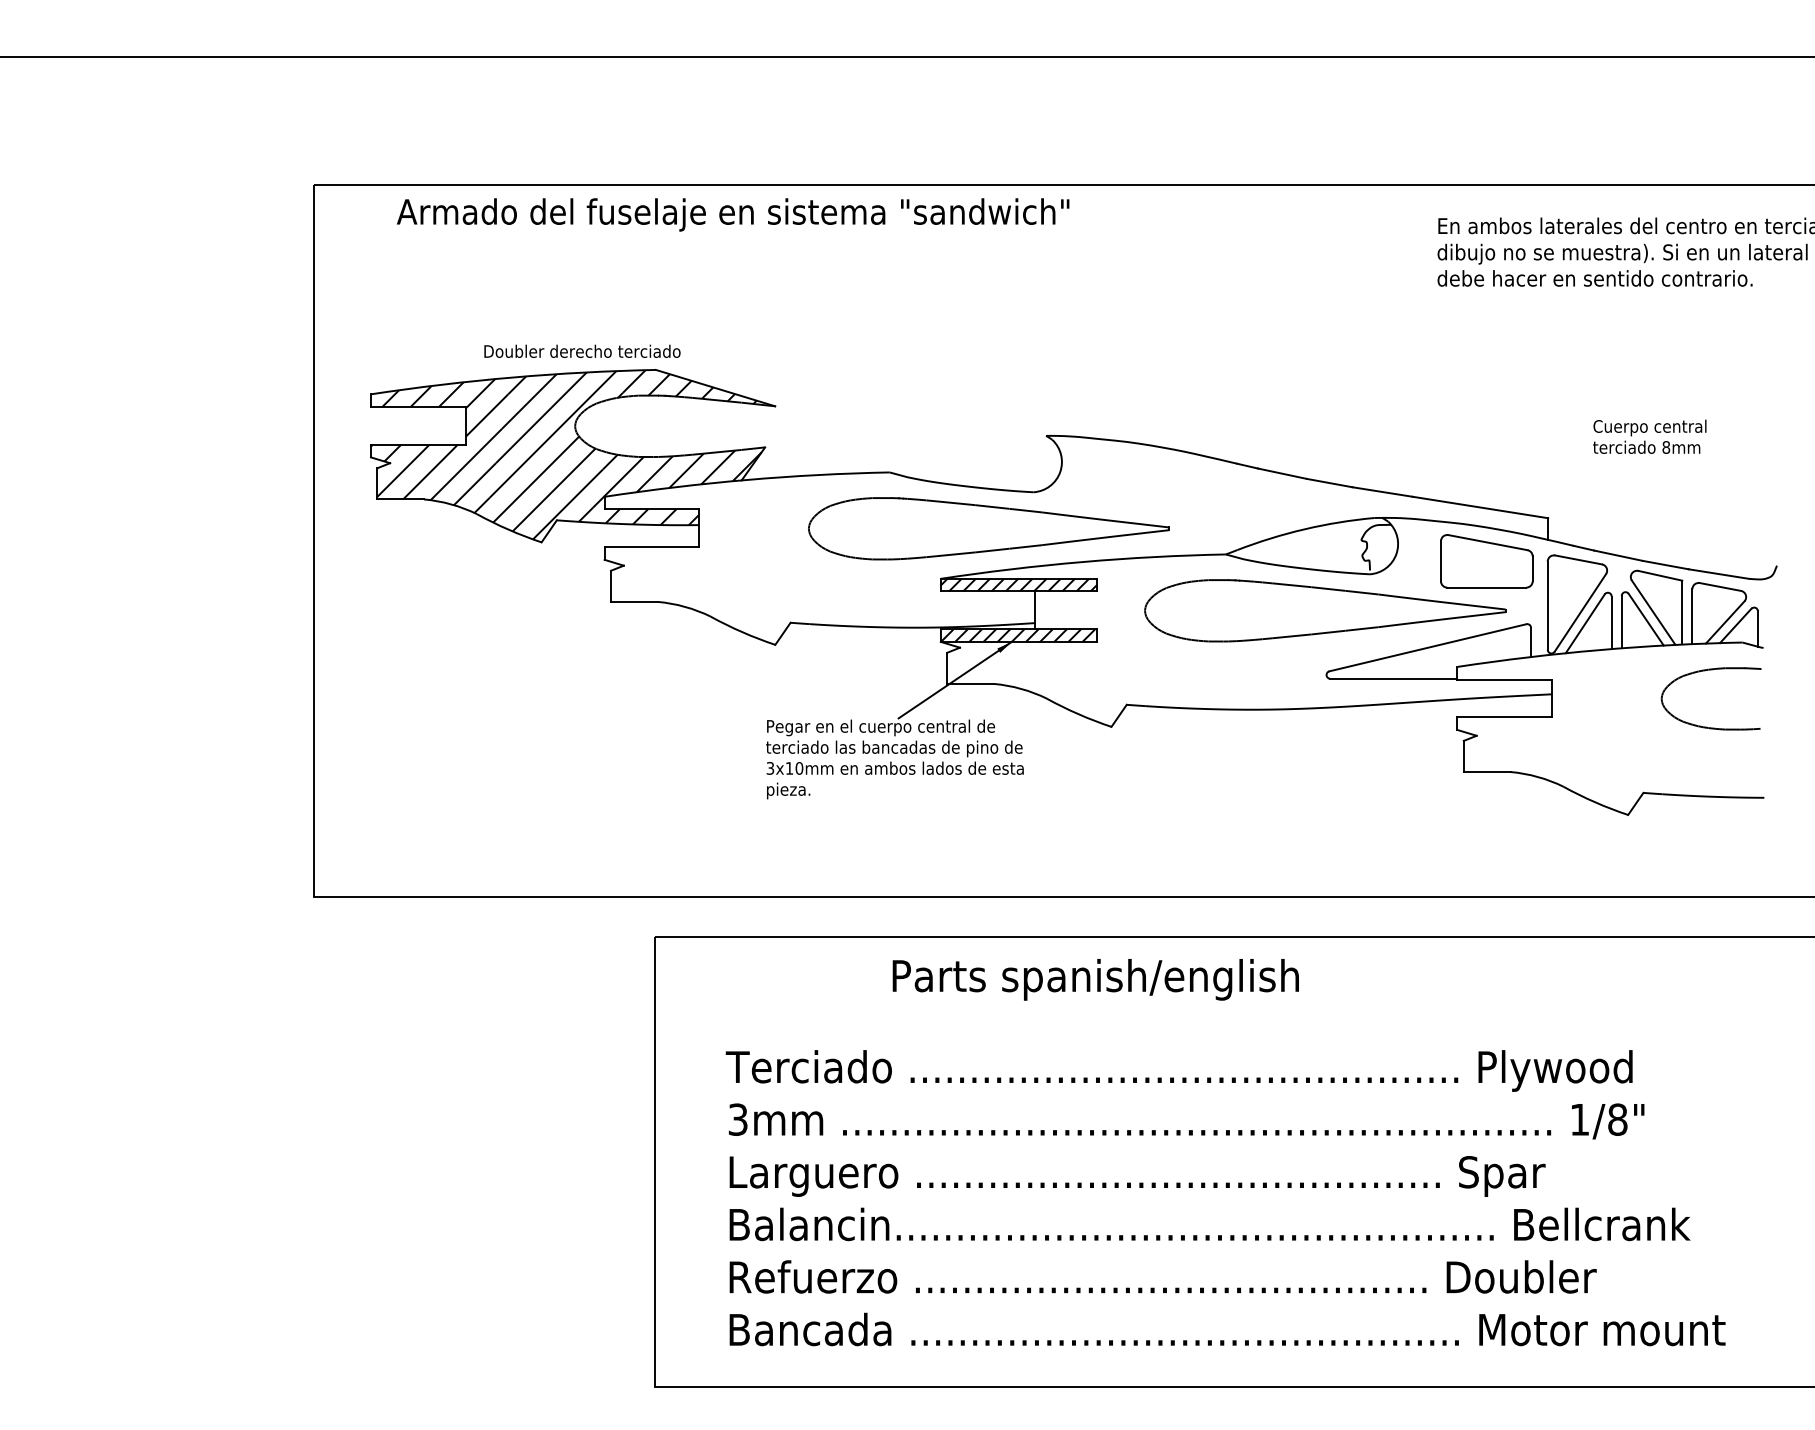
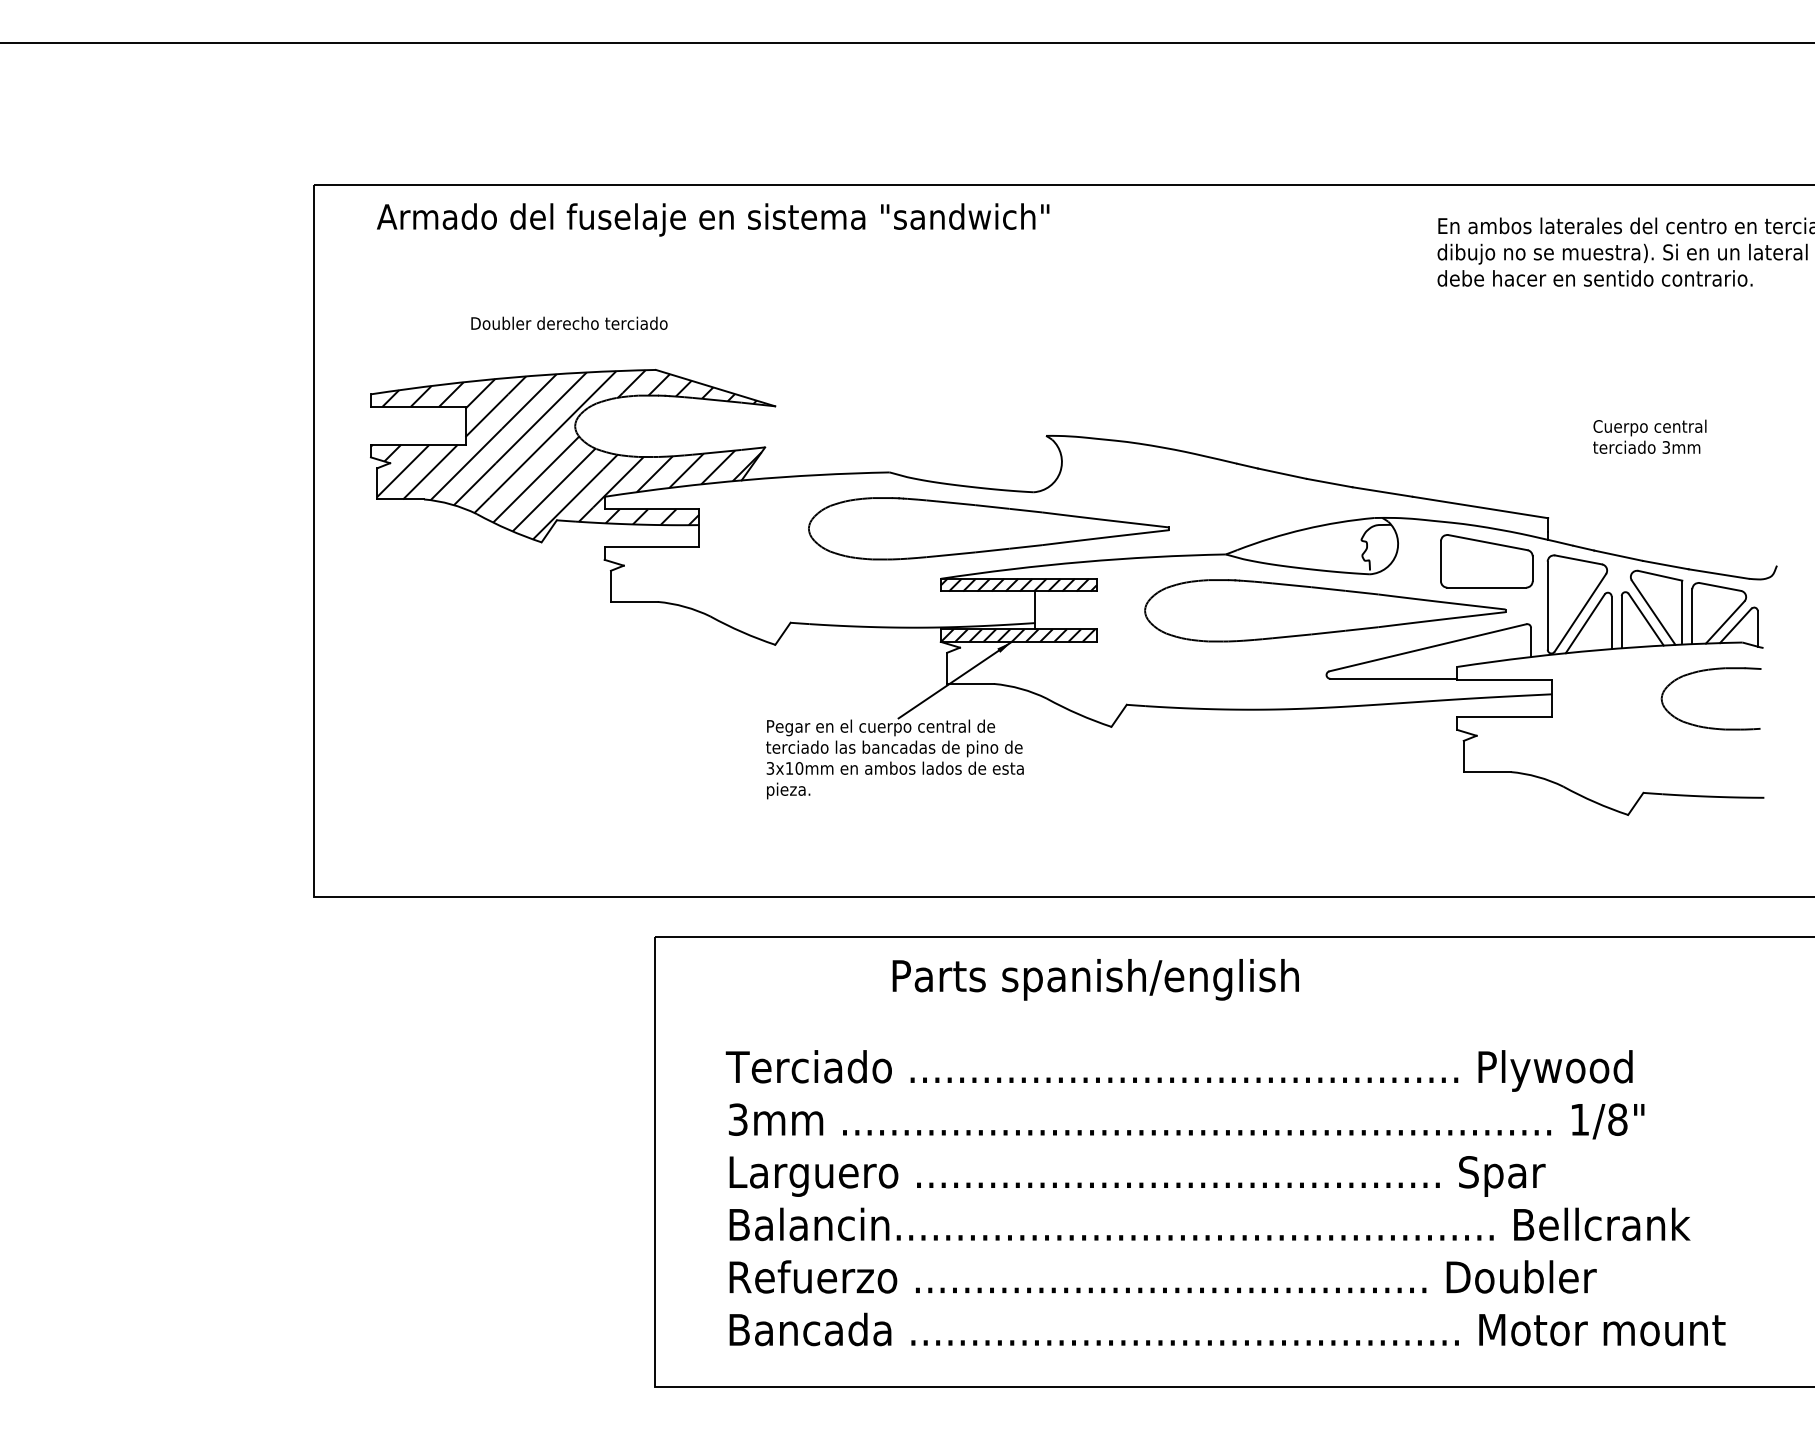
line position: (906, 56) -> (906, 42) (906, 42)
text position: (733, 214) -> (713, 219) (713, 219)
text position: (582, 350) -> (569, 322) (569, 322)
text: 8mm -> 3mm (1666, 447)
